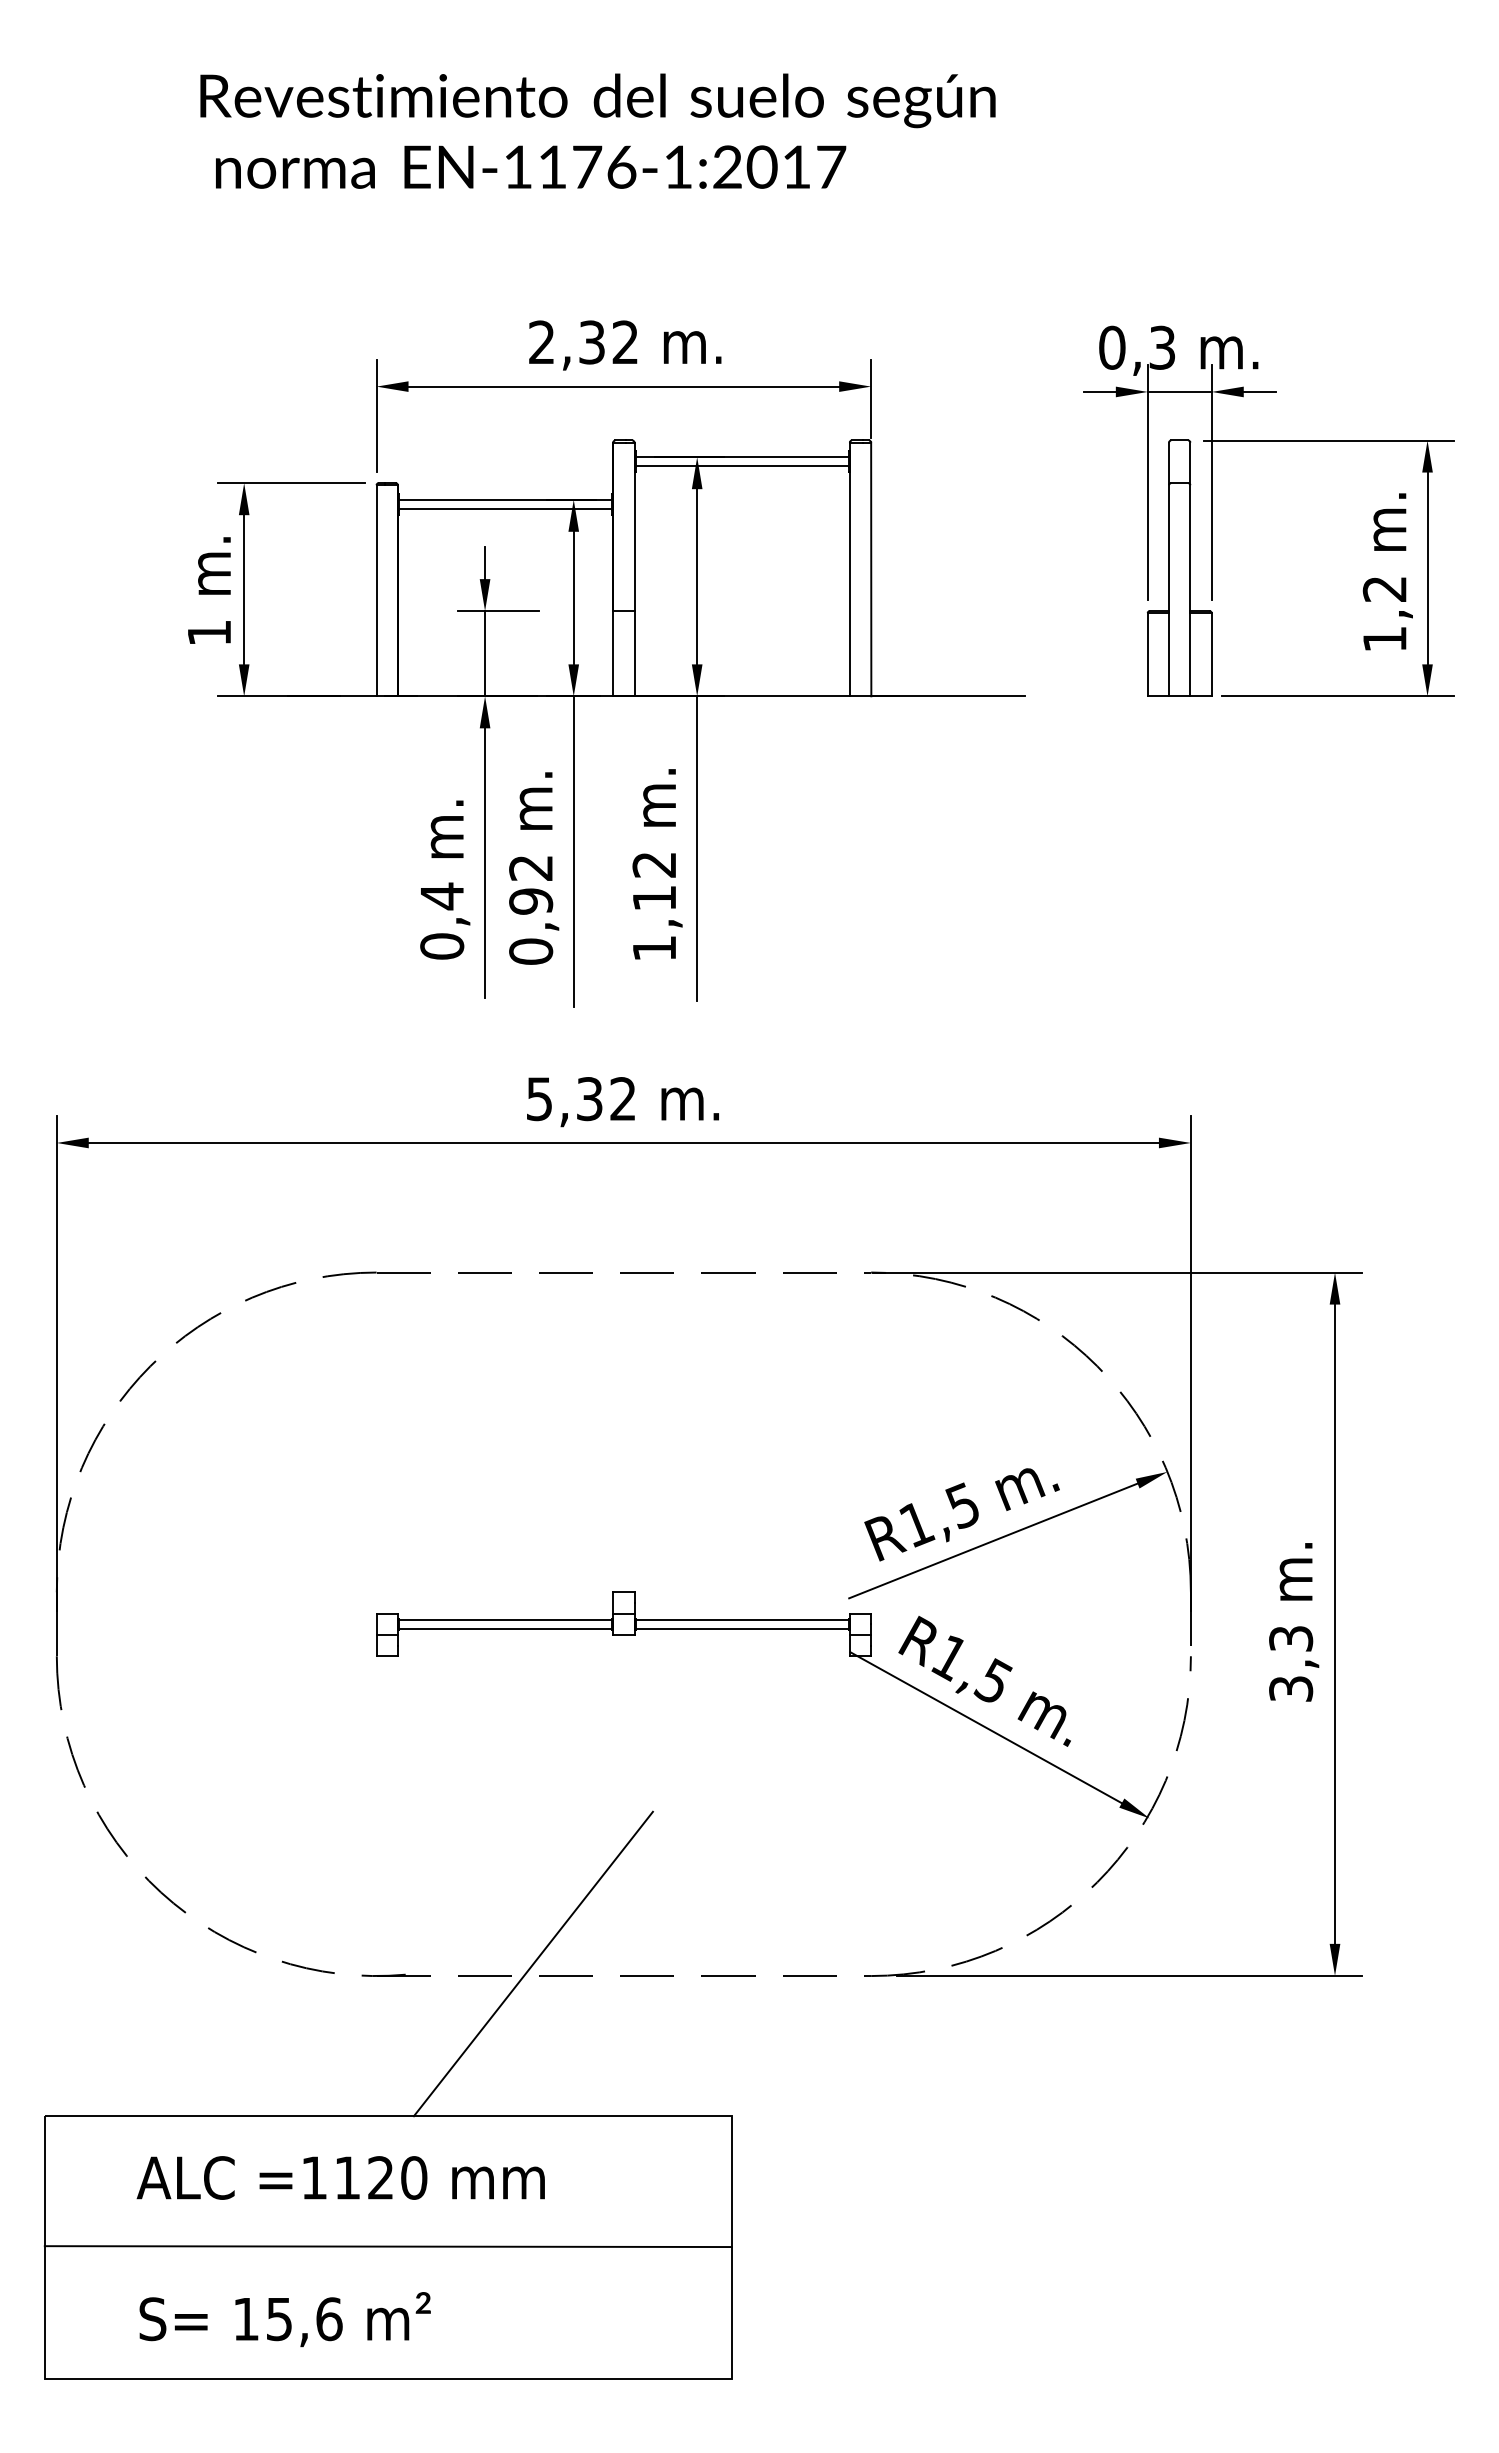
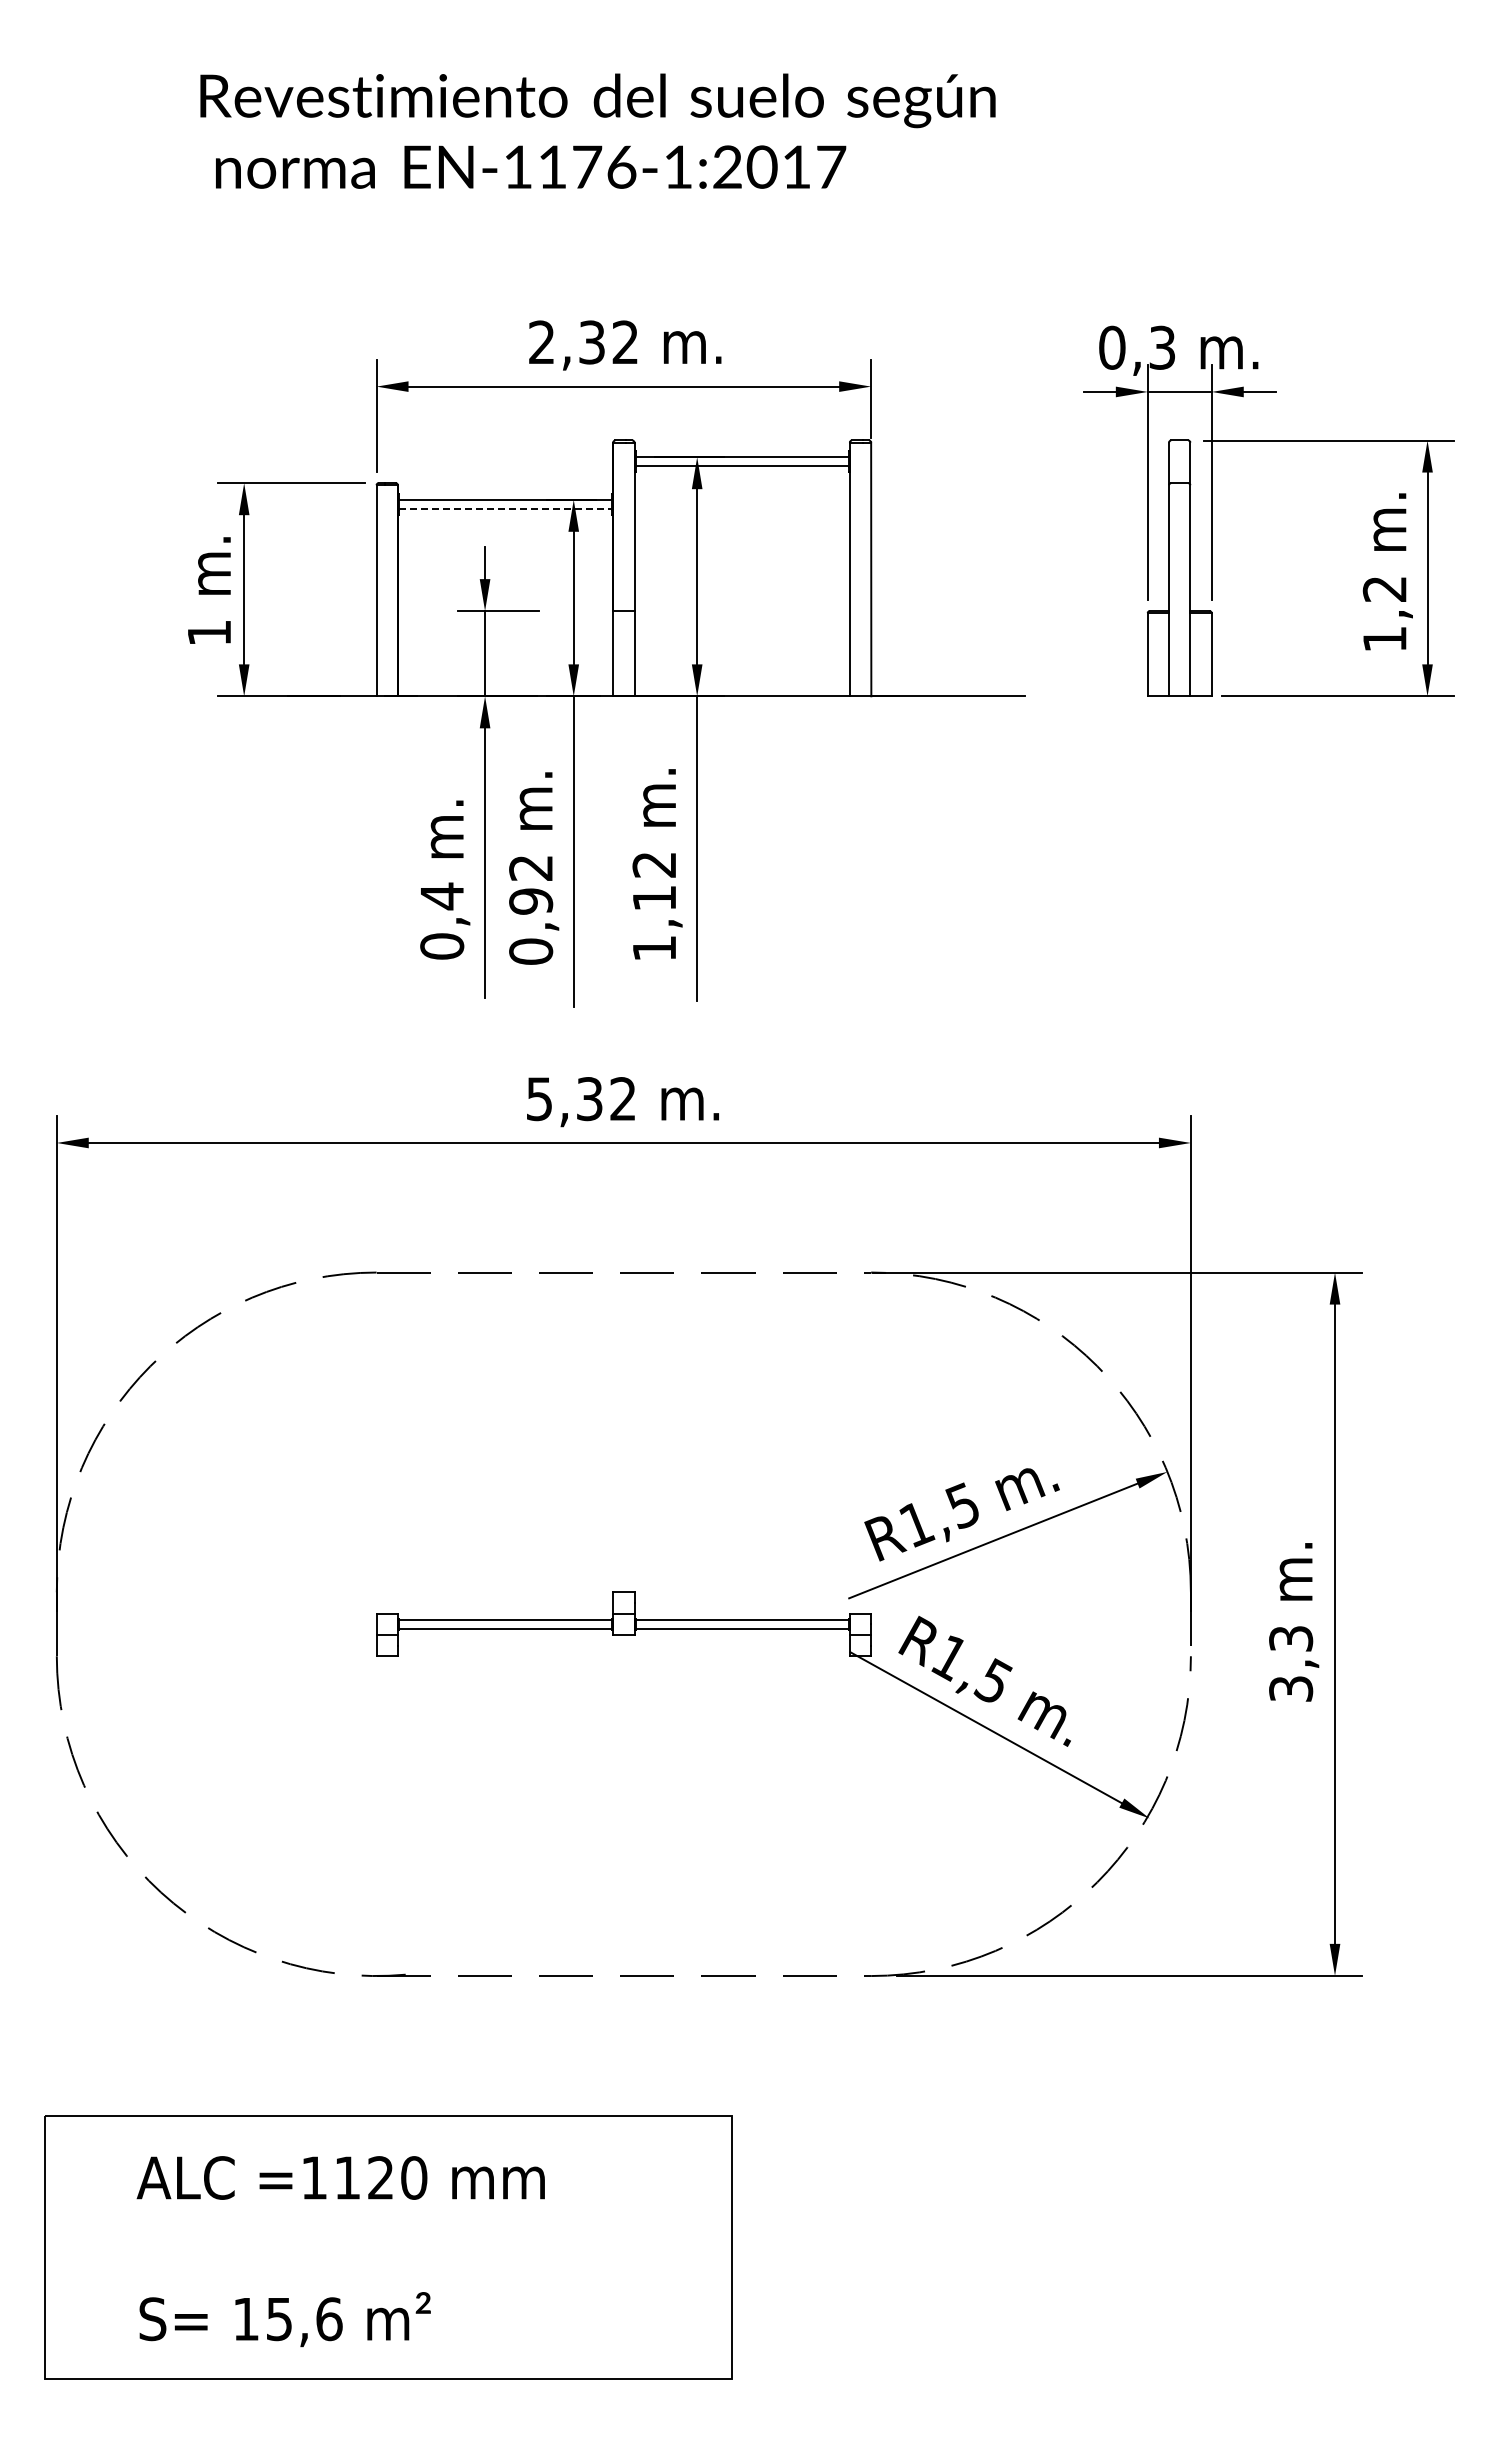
line: solid -> dashed (505, 508)
line: present -> none (532, 1963)
line: present -> none (387, 2246)
